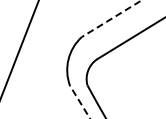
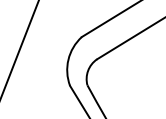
line: dashed -> solid (111, 18)
line: dashed -> solid (79, 102)
